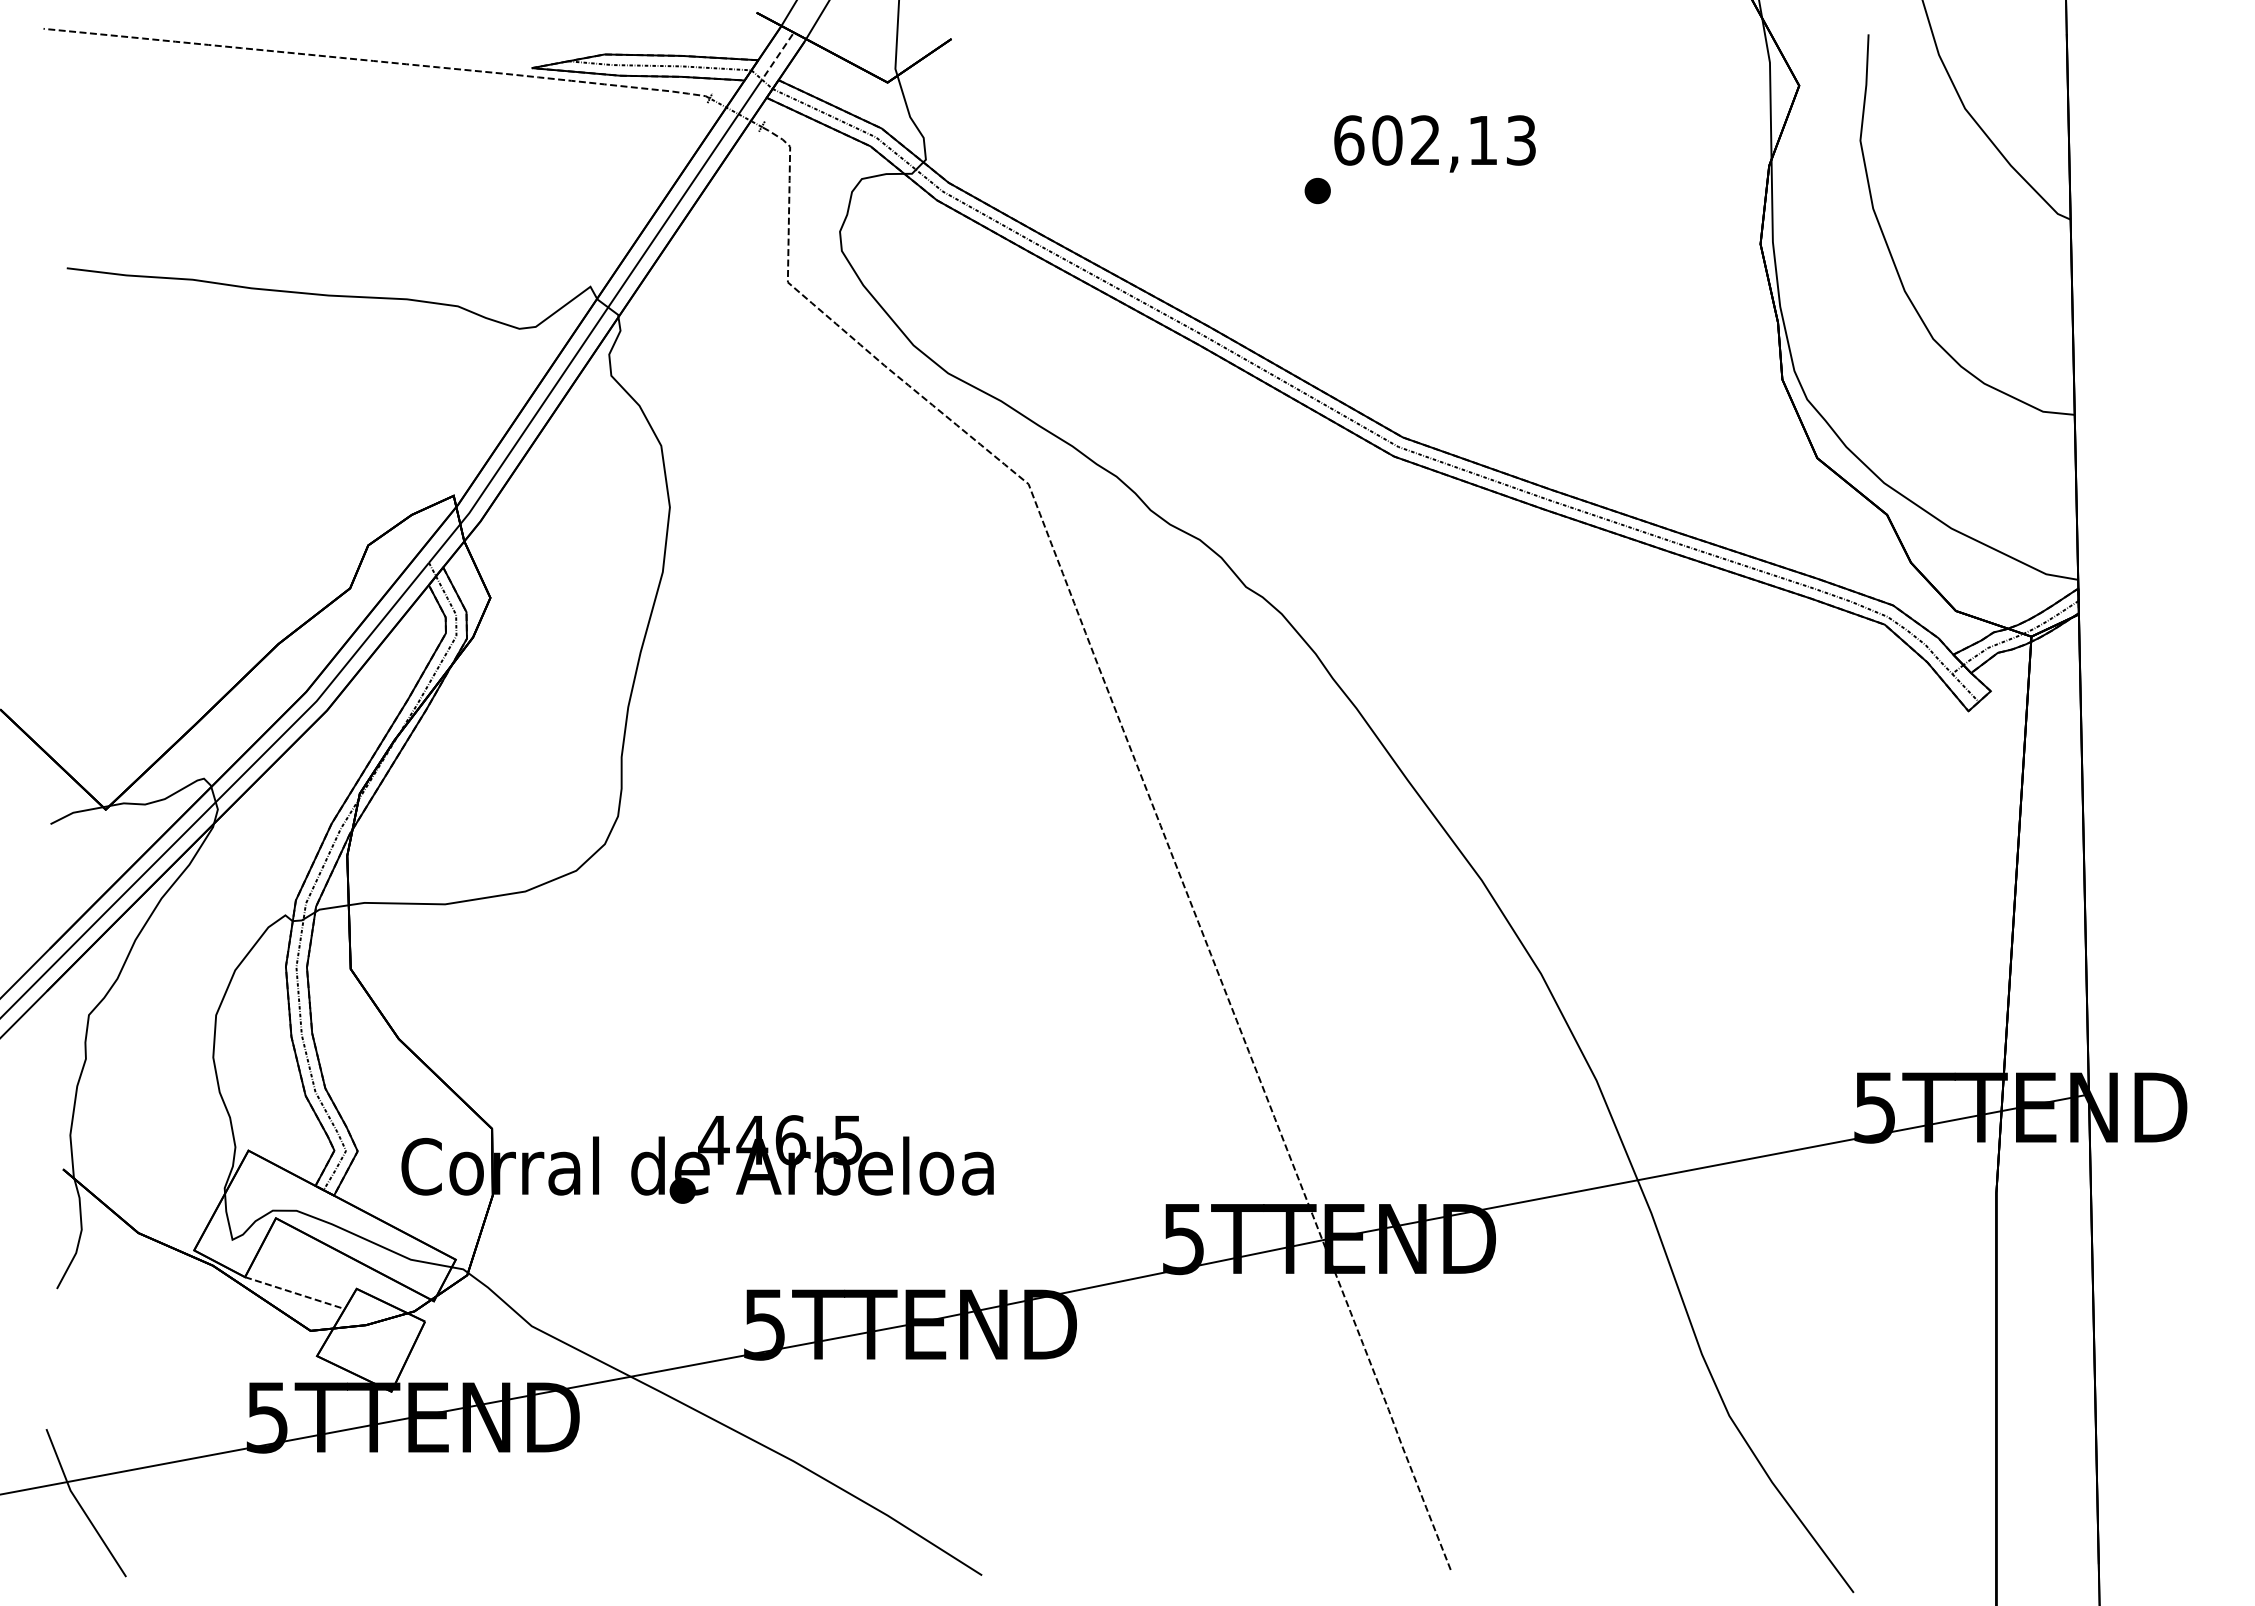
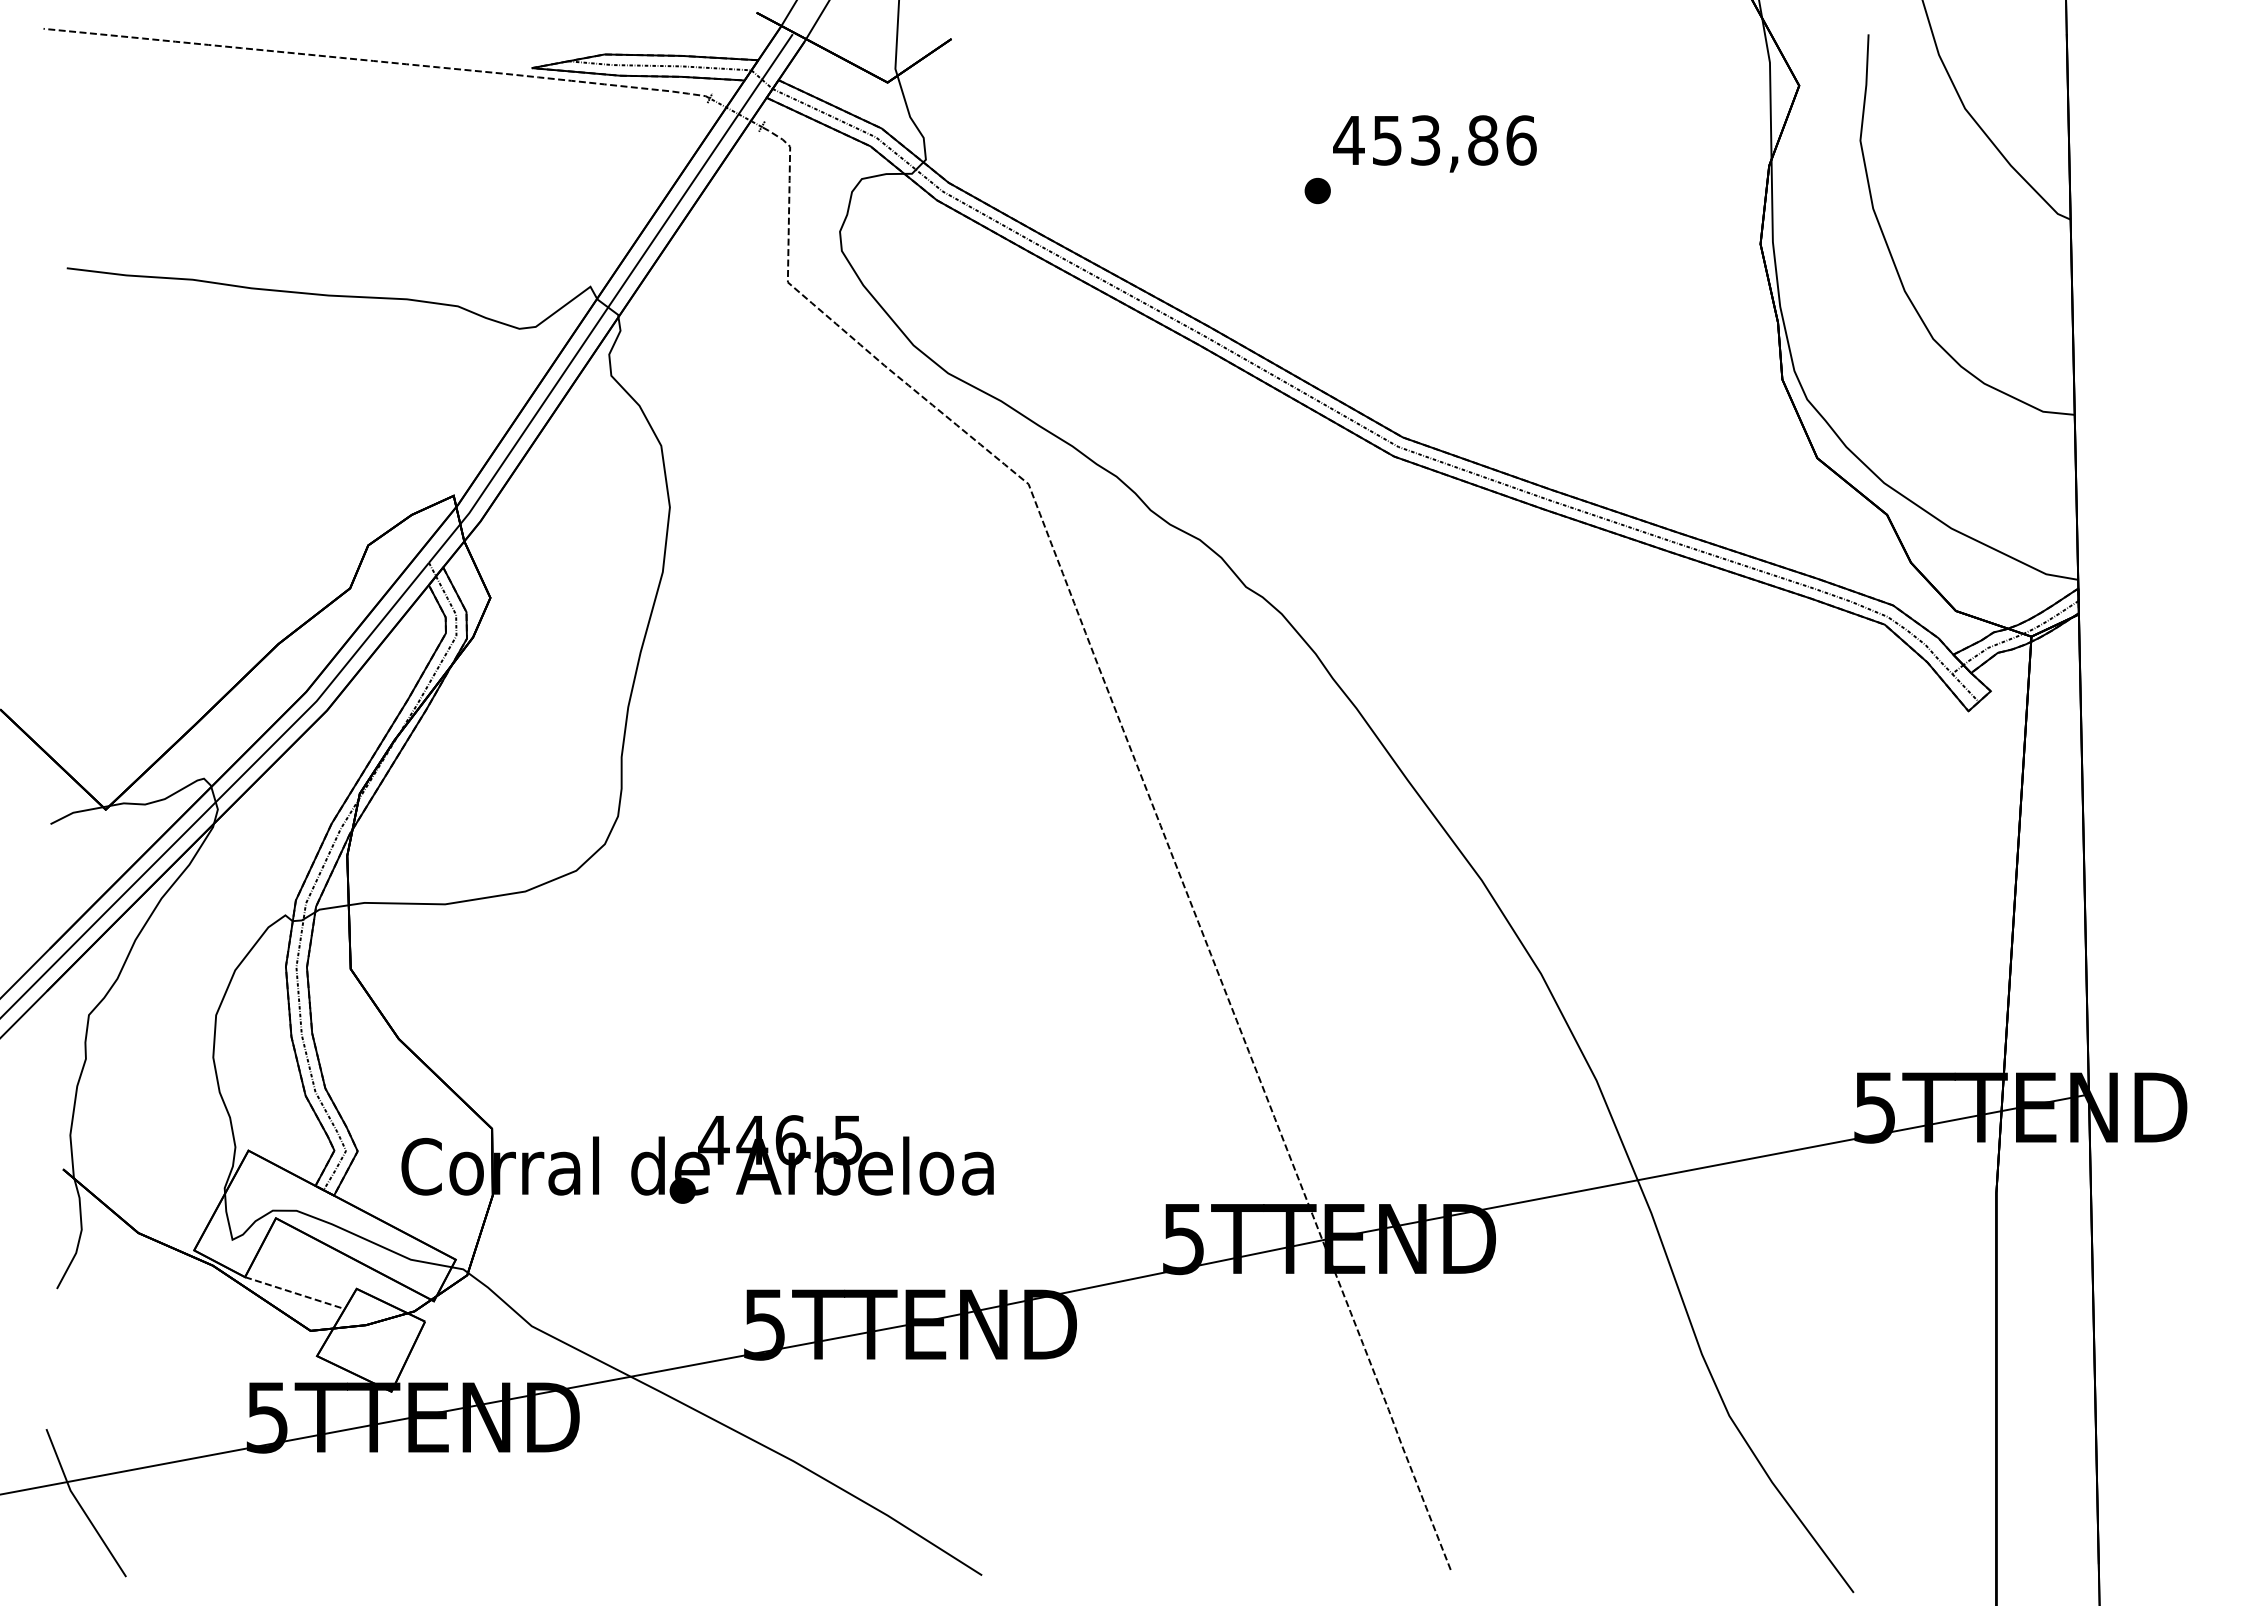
line: dashed -> solid (777, 57)
text: 602,13 -> 453,86 (1434, 140)
